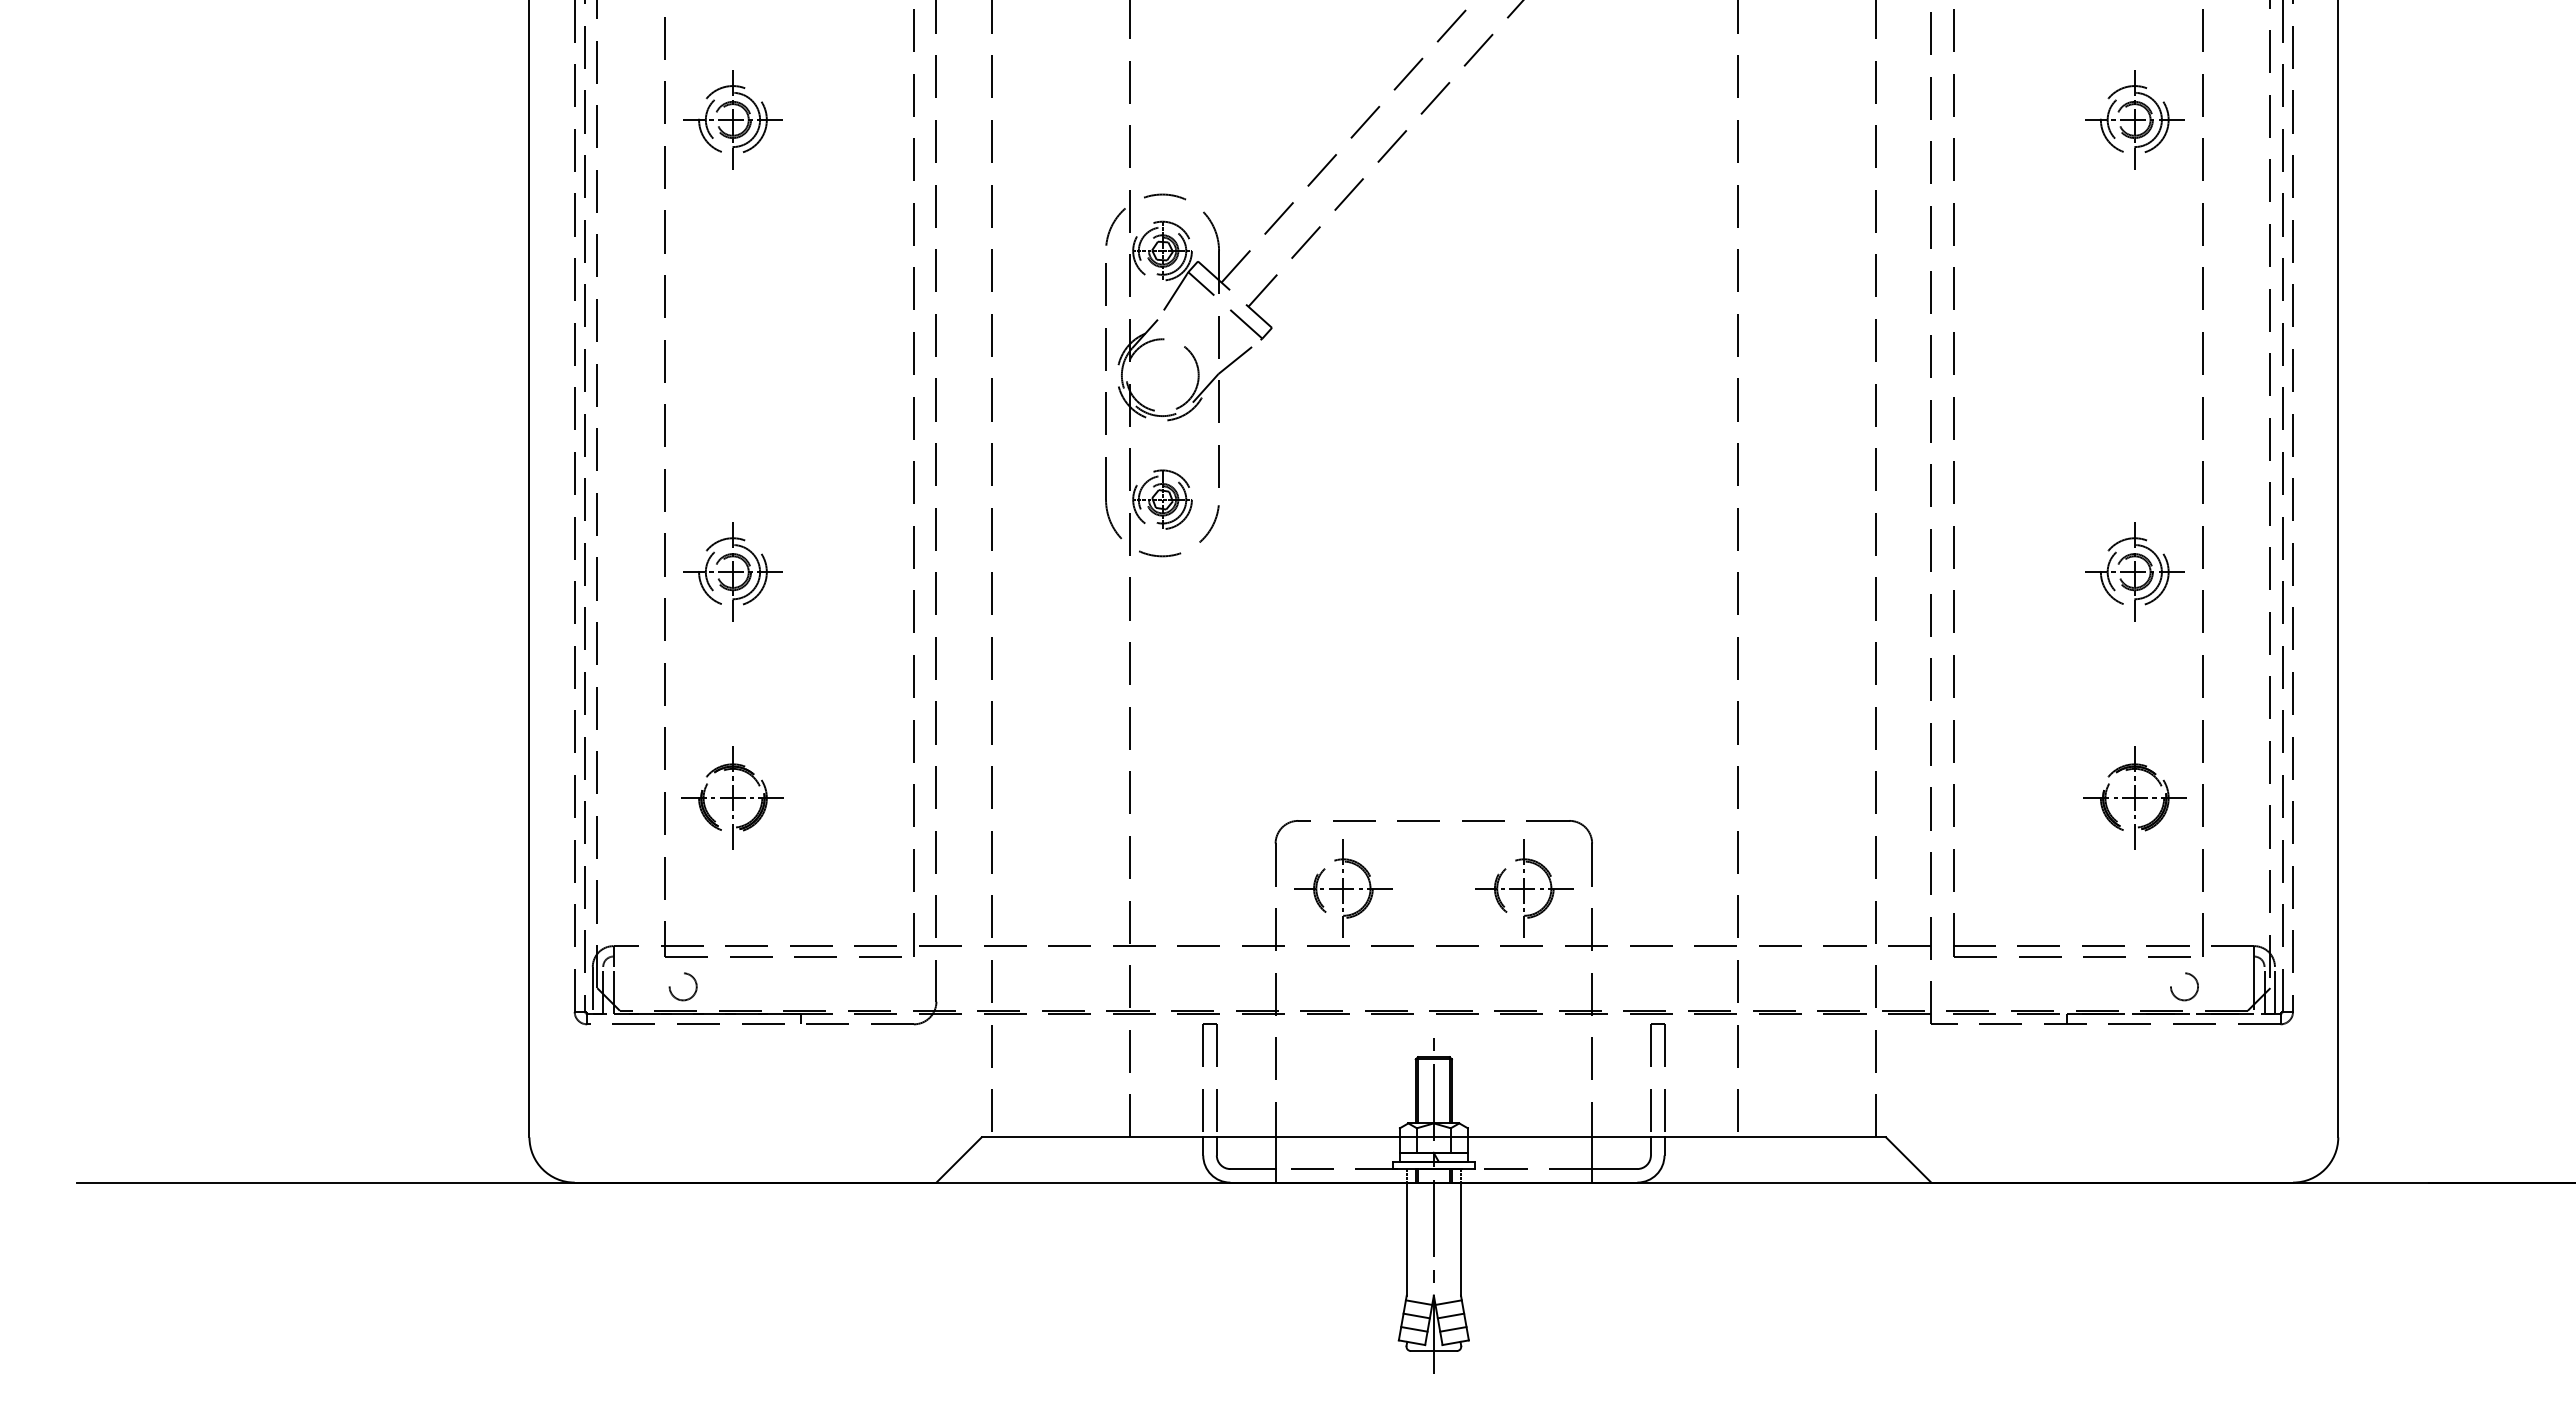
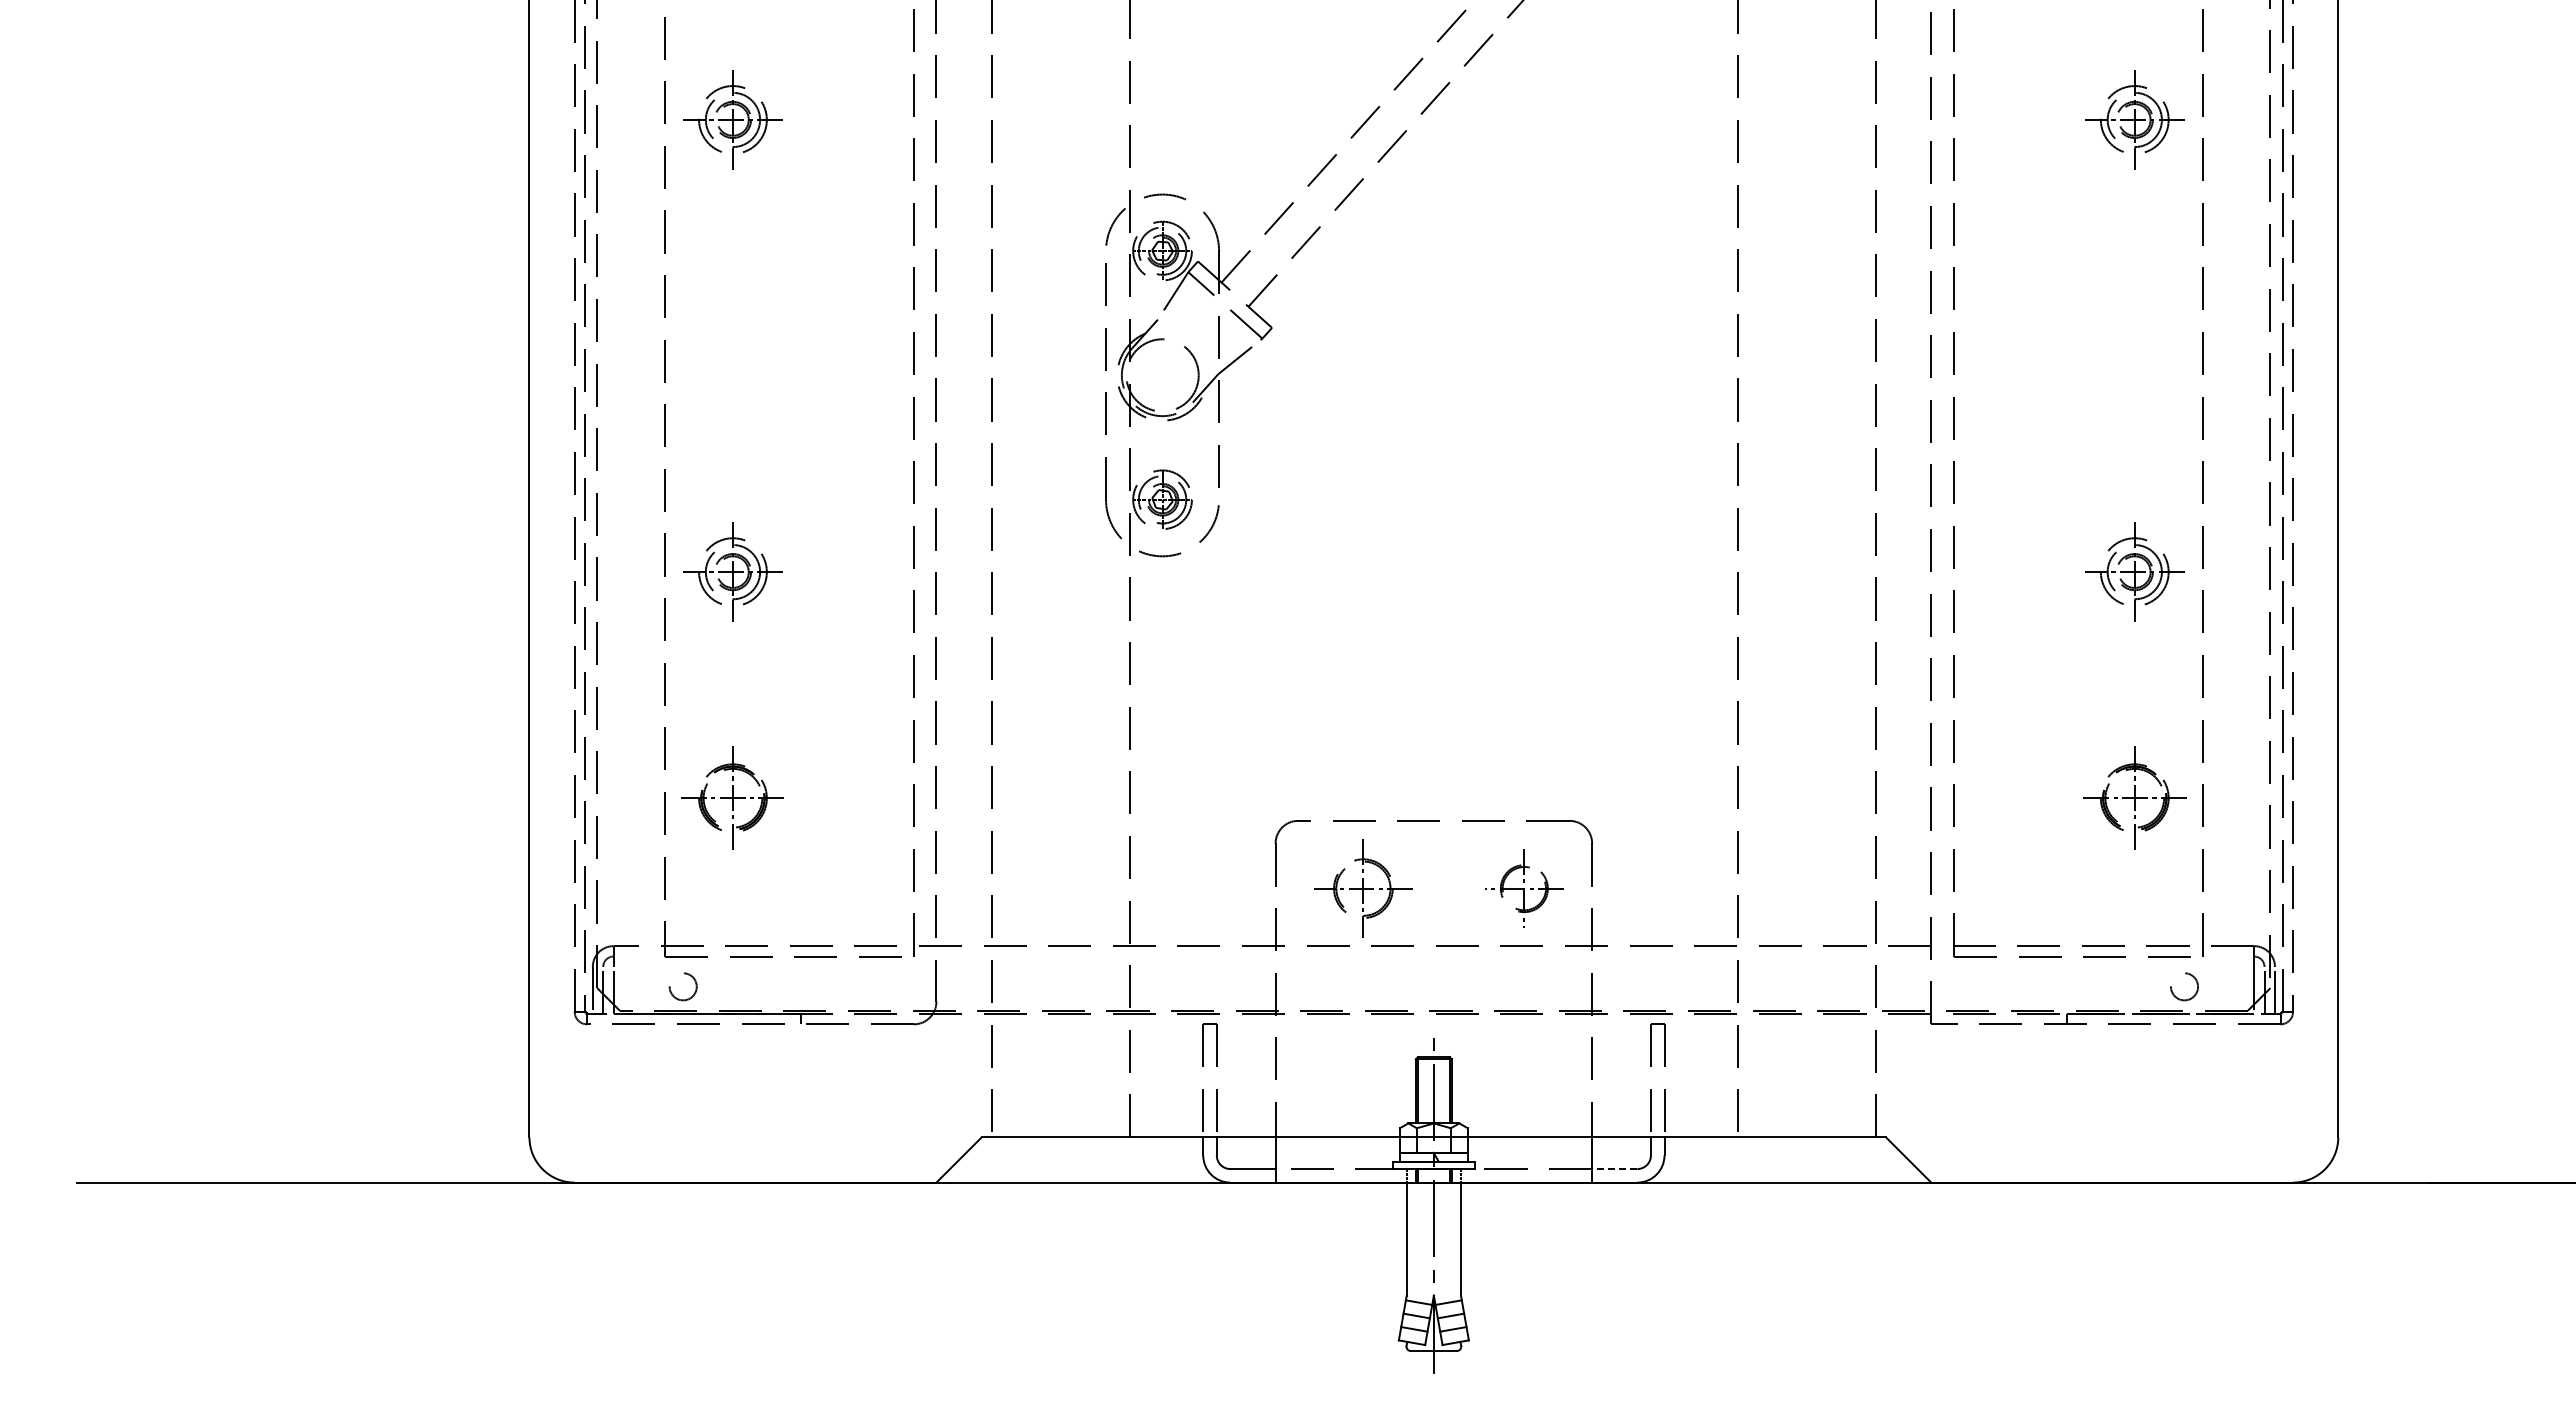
part position: (1343, 888) -> (1363, 888) (1363, 888)
part size: 99x99 px -> 79x79 px (1524, 888)
line: solid -> dashed (1614, 1169)
